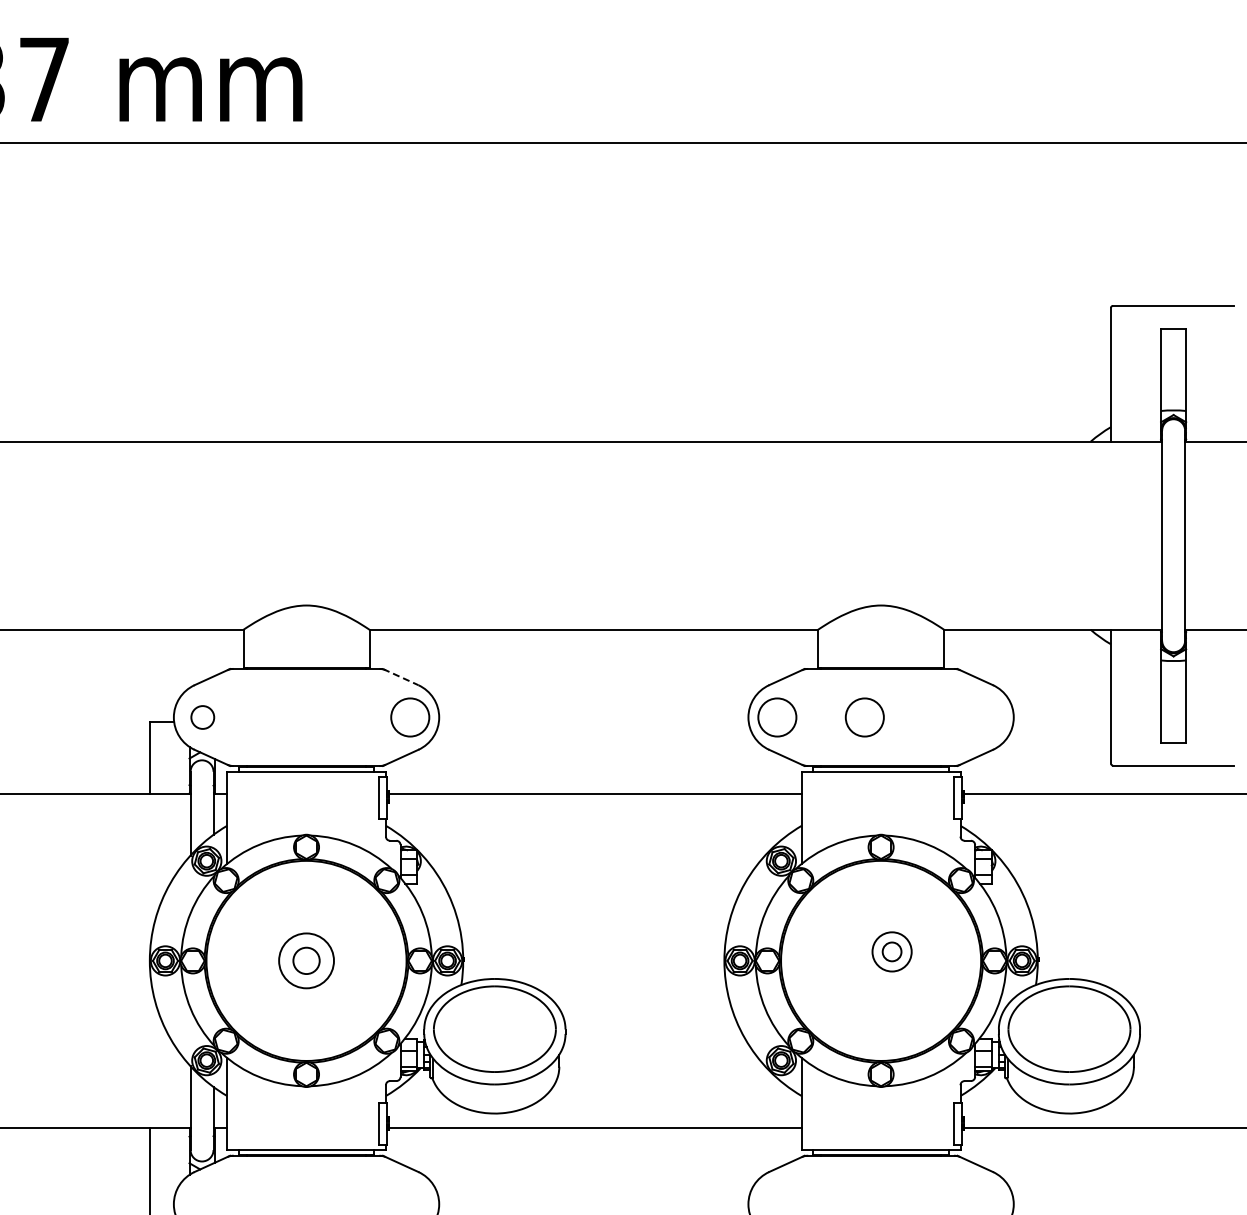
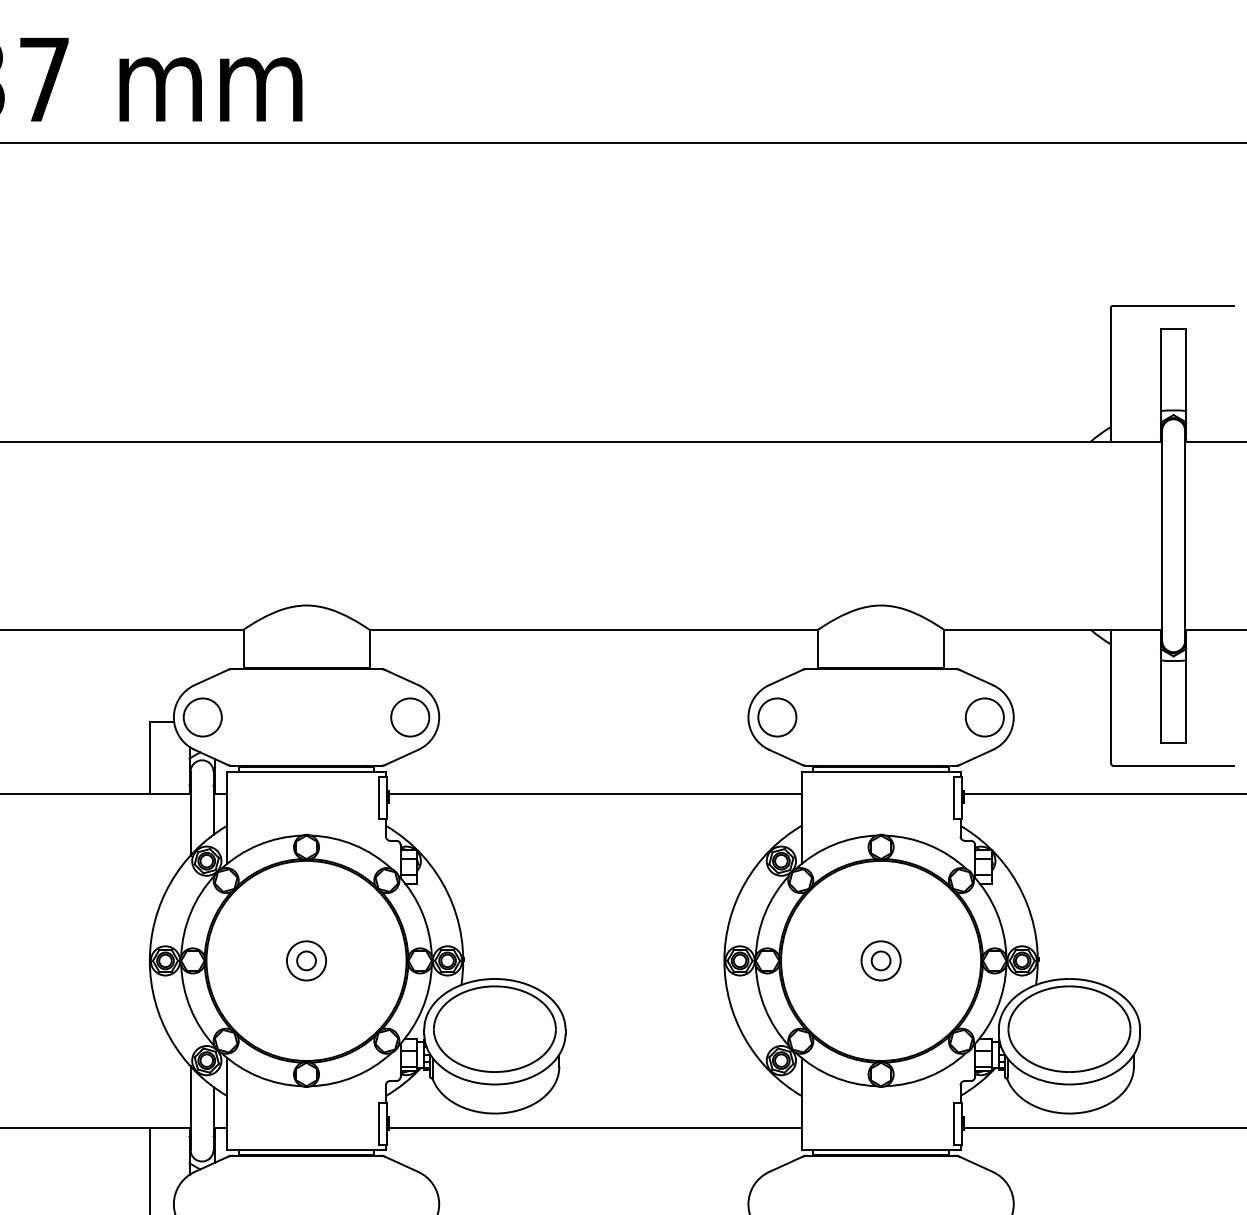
line: dashed -> solid (401, 677)
circle diameter: 23 px -> 38 px (202, 717)
circle position: (864, 717) -> (984, 717) (984, 717)
part position: (891, 951) -> (880, 960) (880, 960)
part size: 57x58 px -> 41x42 px (306, 960)
